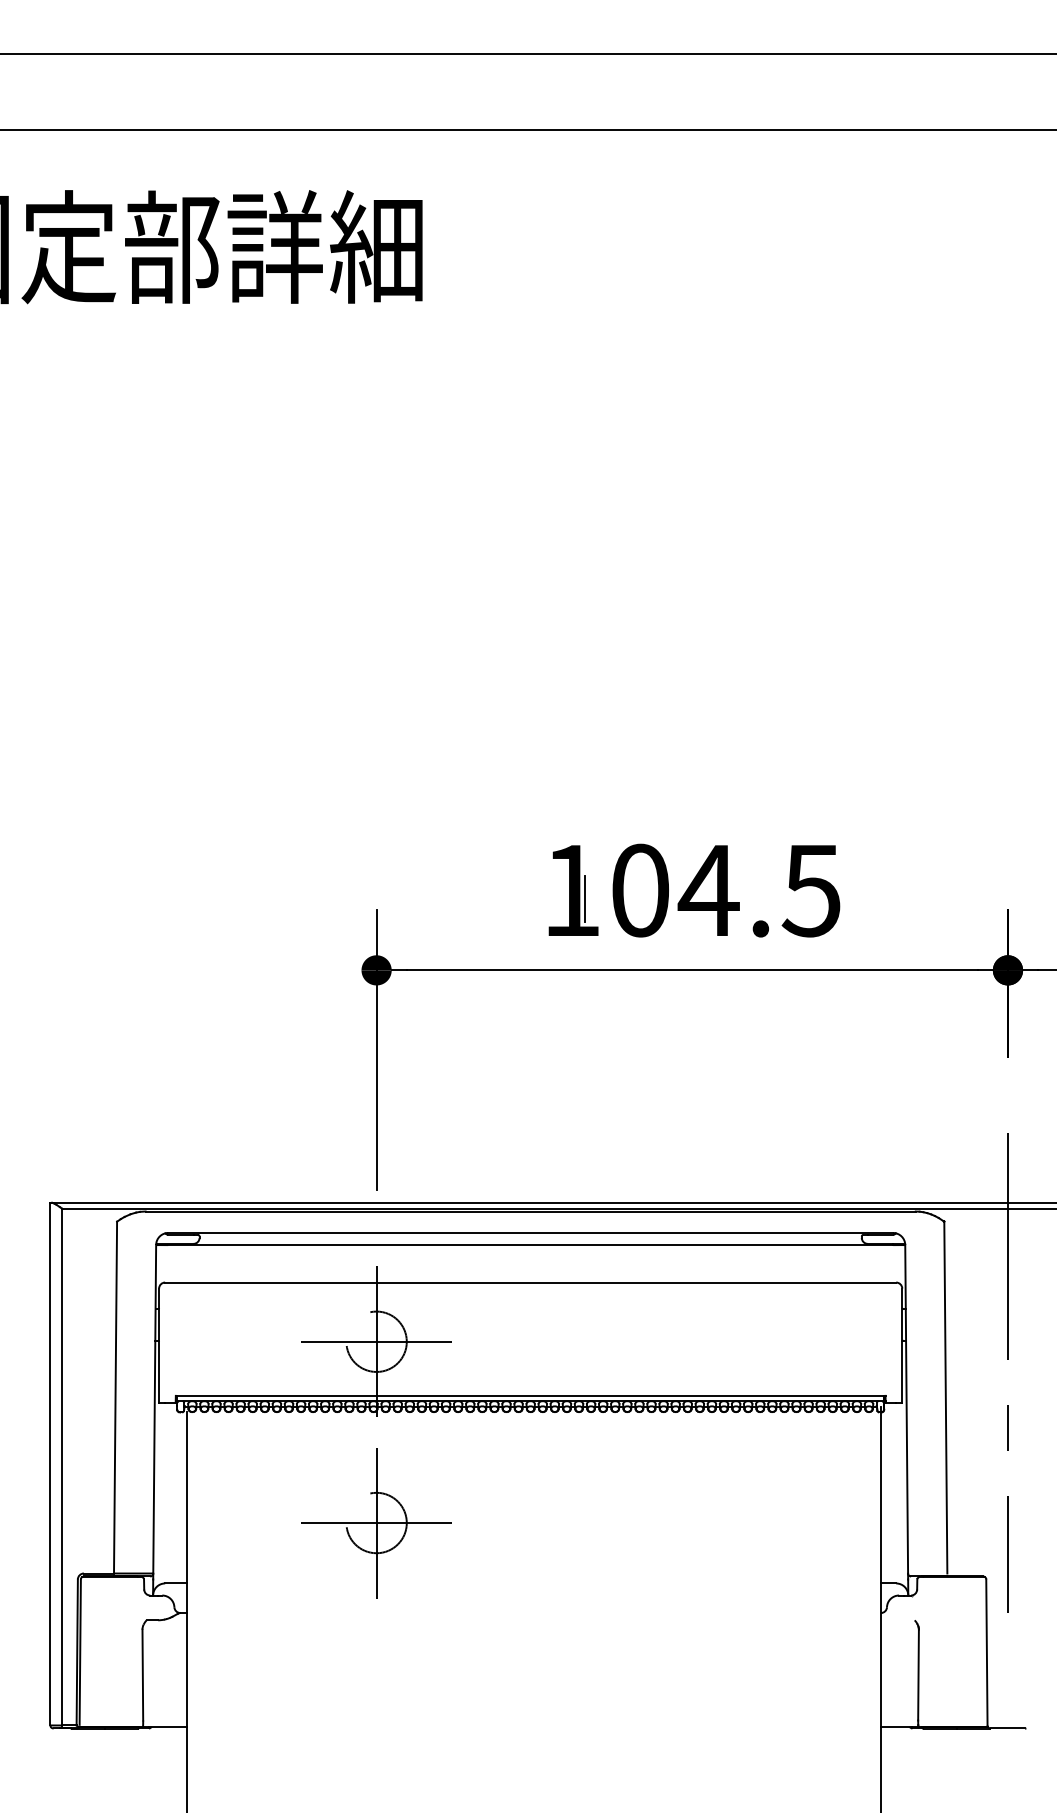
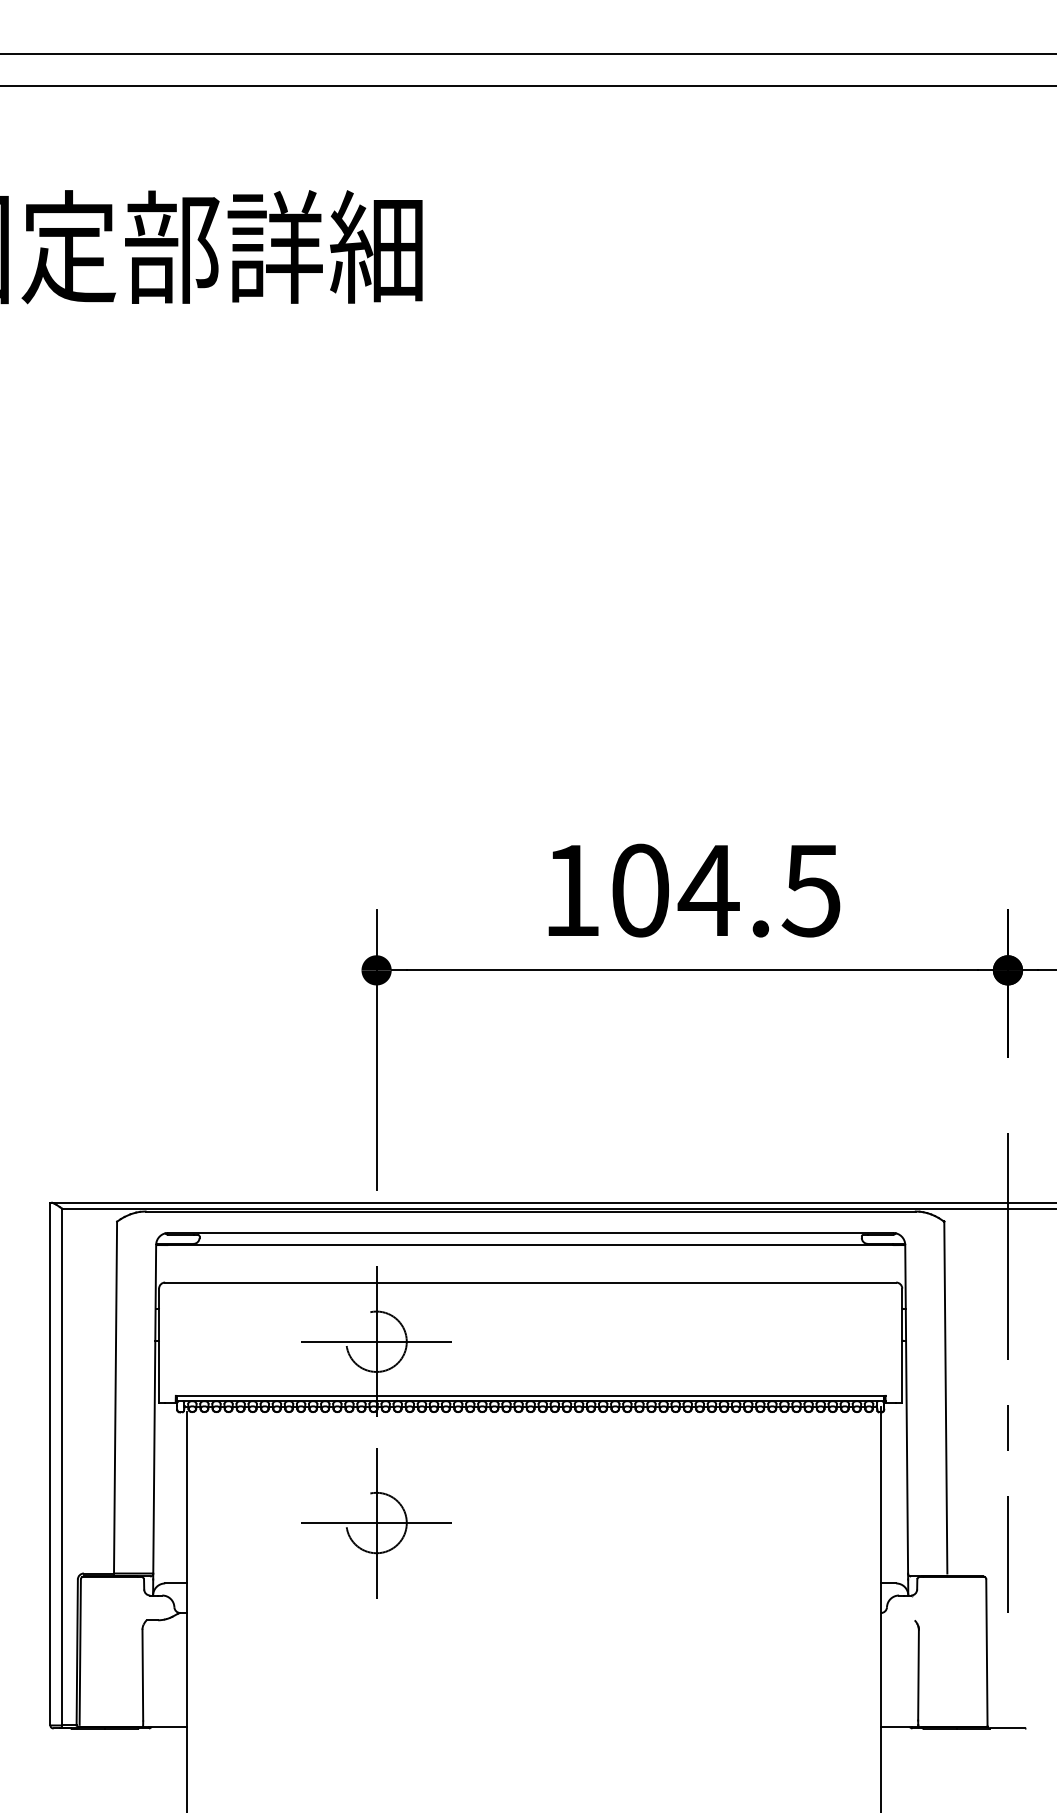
line position: (527, 129) -> (527, 85) (527, 85)
line: present -> none (585, 898)
